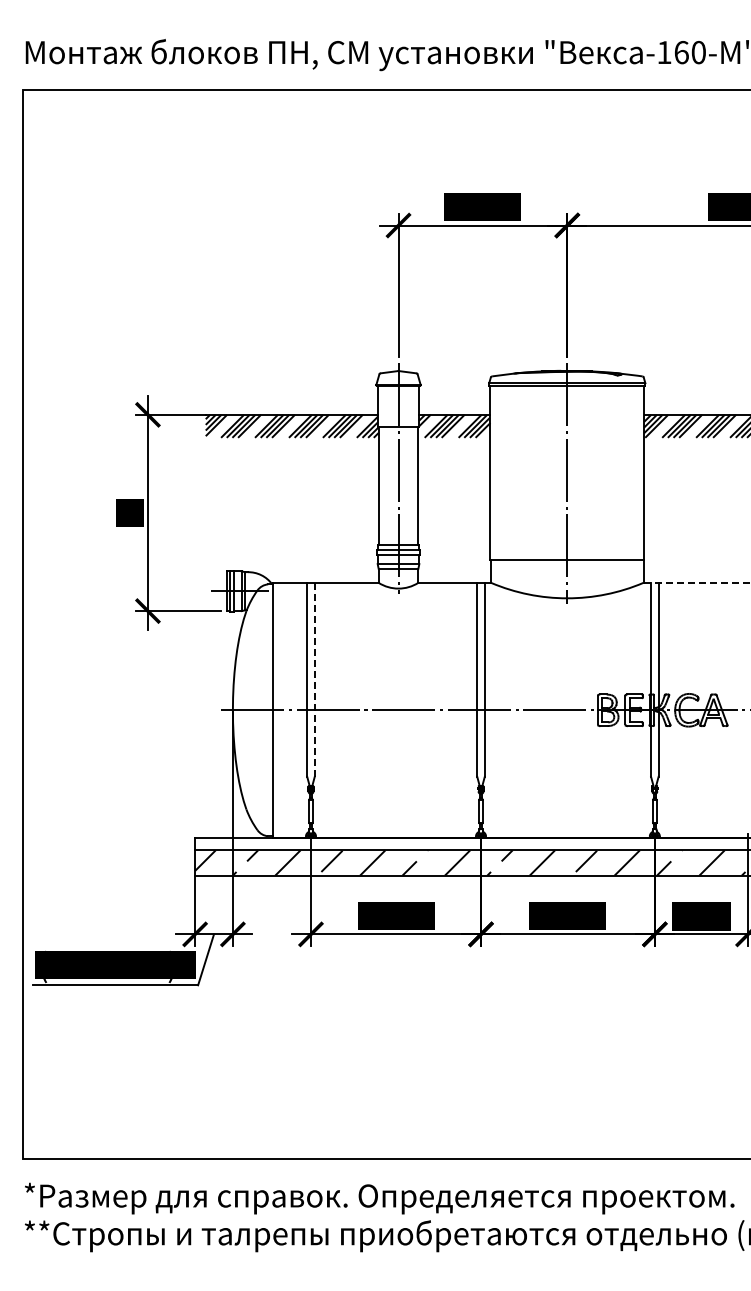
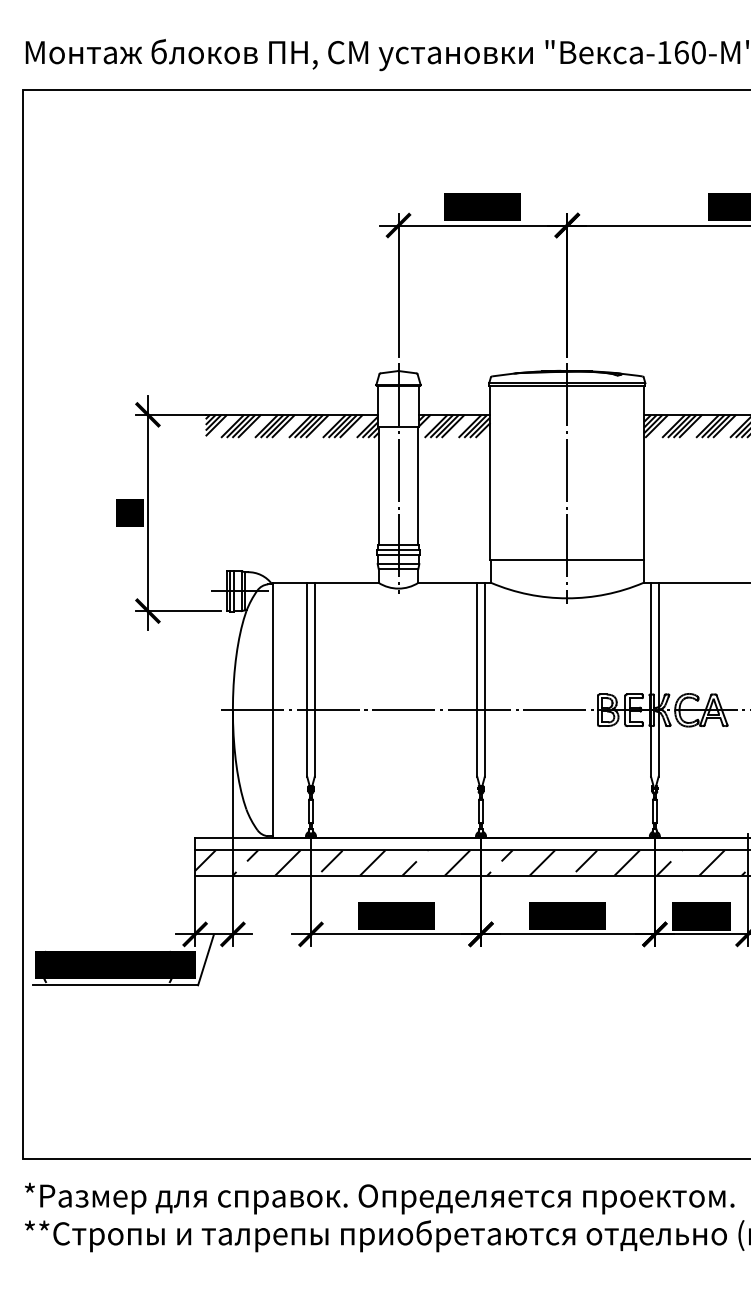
line: dashed -> solid (696, 582)
line: dashed -> solid (314, 679)
